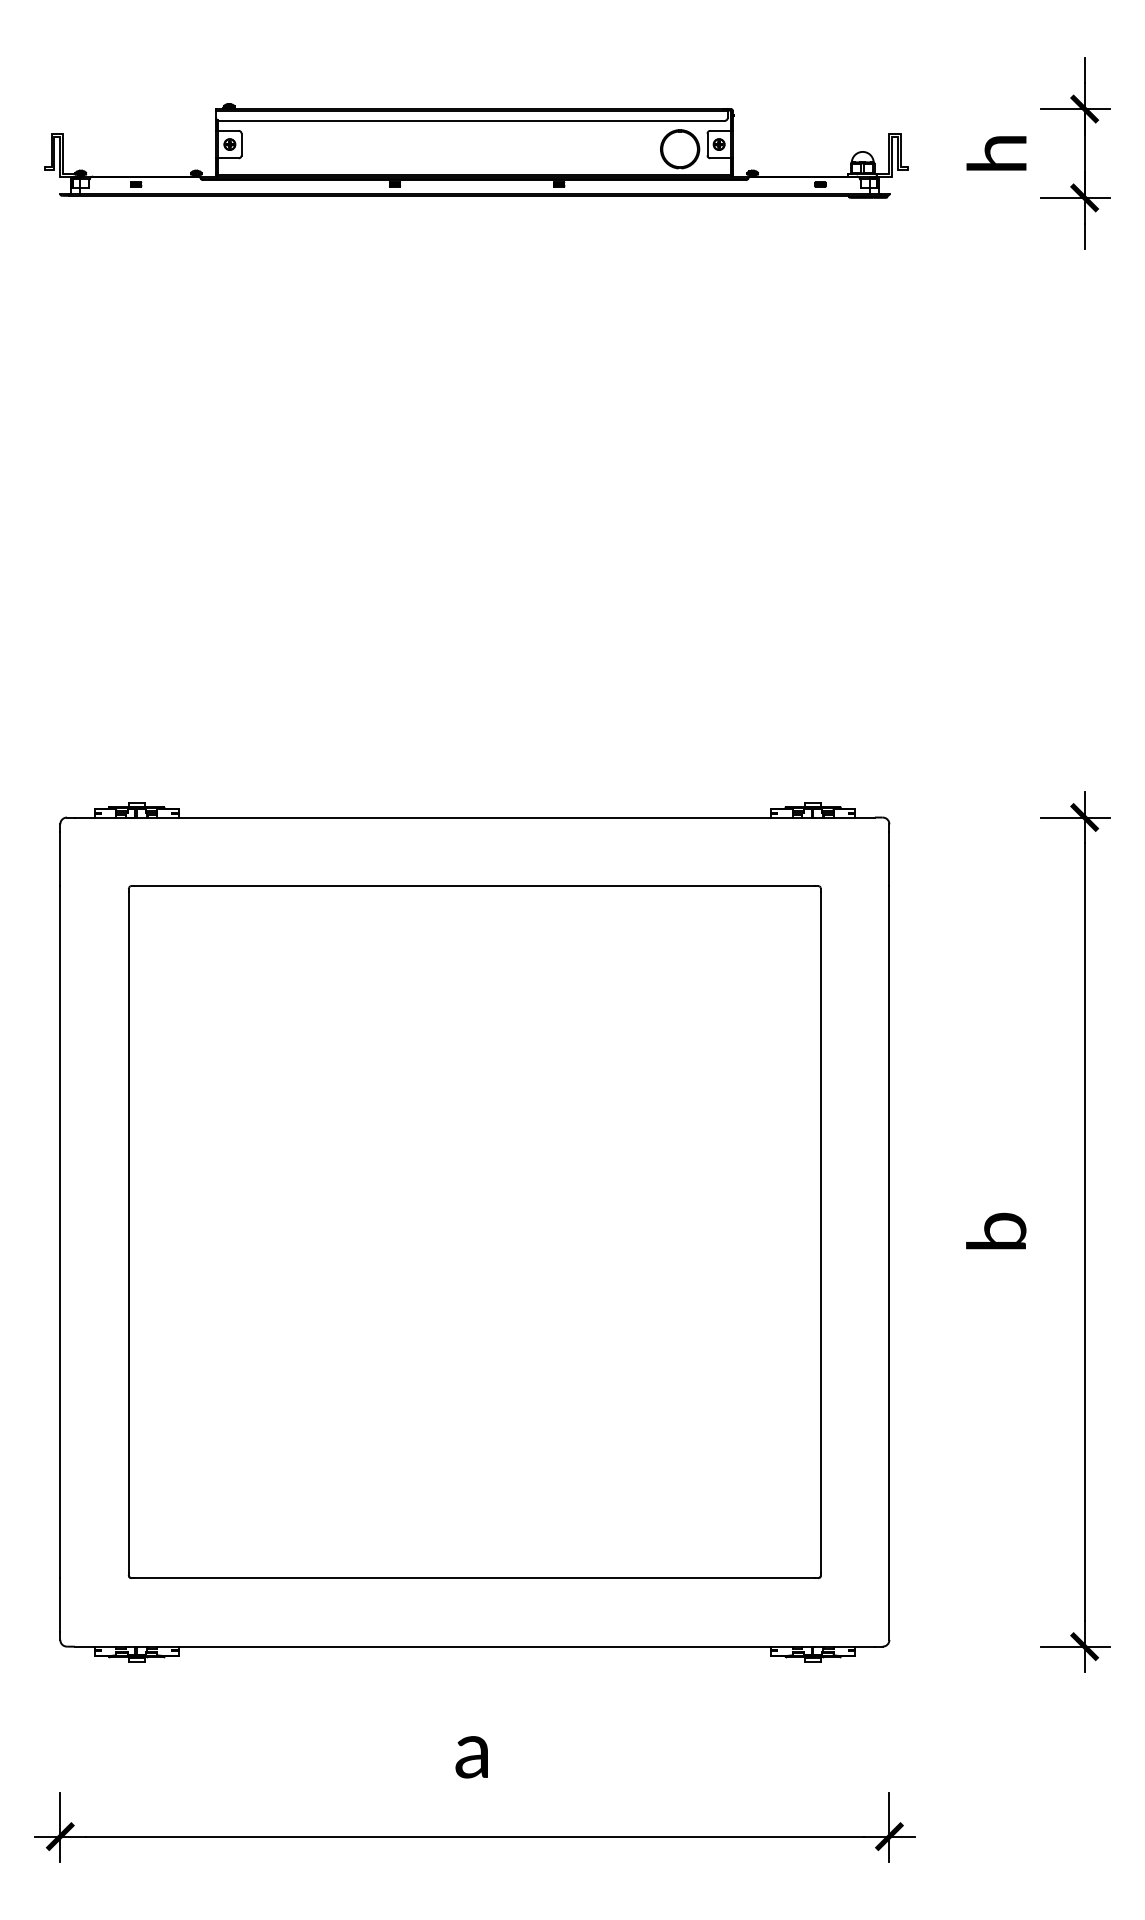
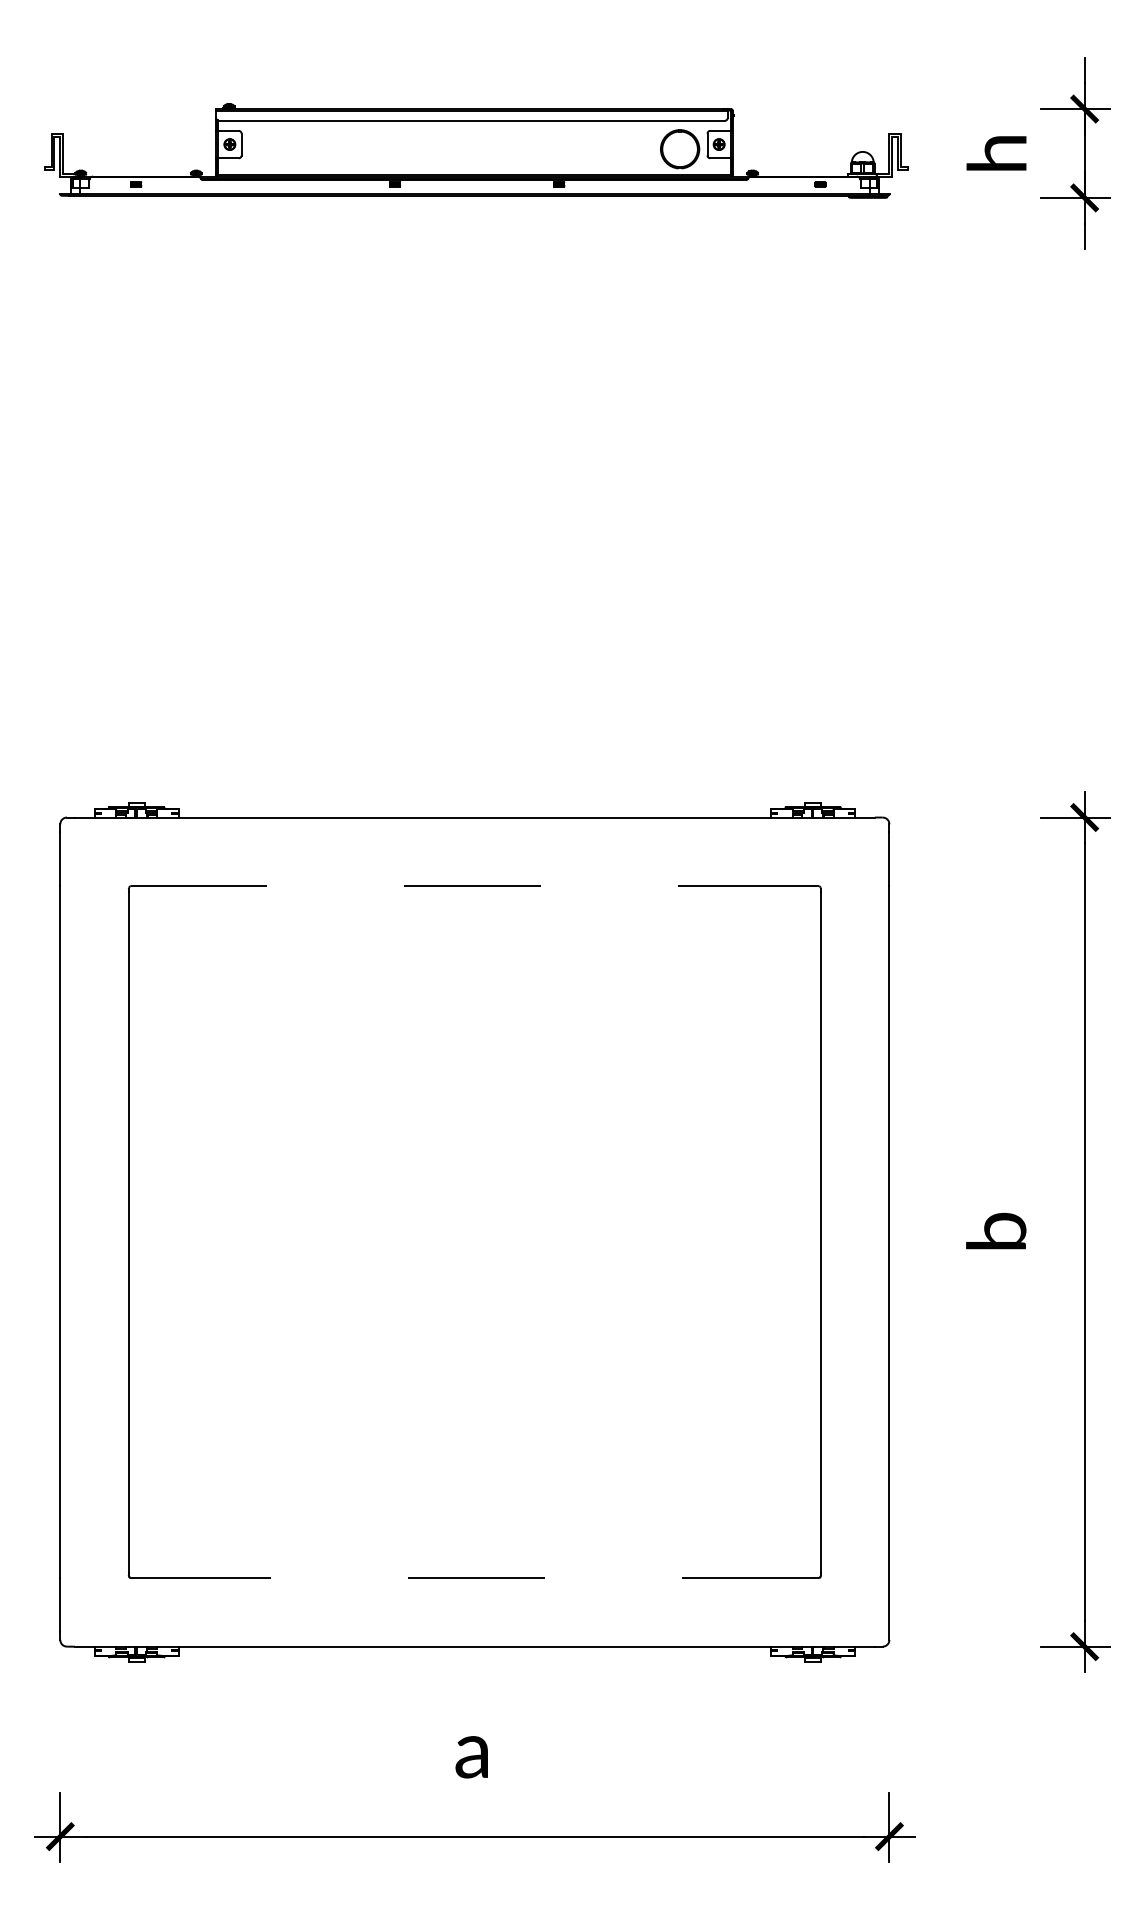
line: solid -> dashed (474, 886)
line: solid -> dashed (474, 1578)
